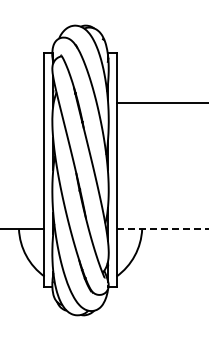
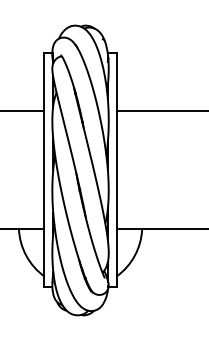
line position: (160, 103) -> (160, 111) (160, 111)
line: none -> present (23, 111)
line: dashed -> solid (162, 229)
